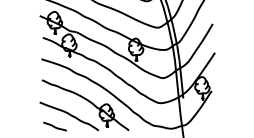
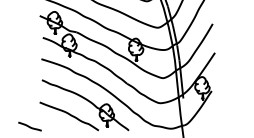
line position: (54, 126) -> (29, 126) (29, 126)
